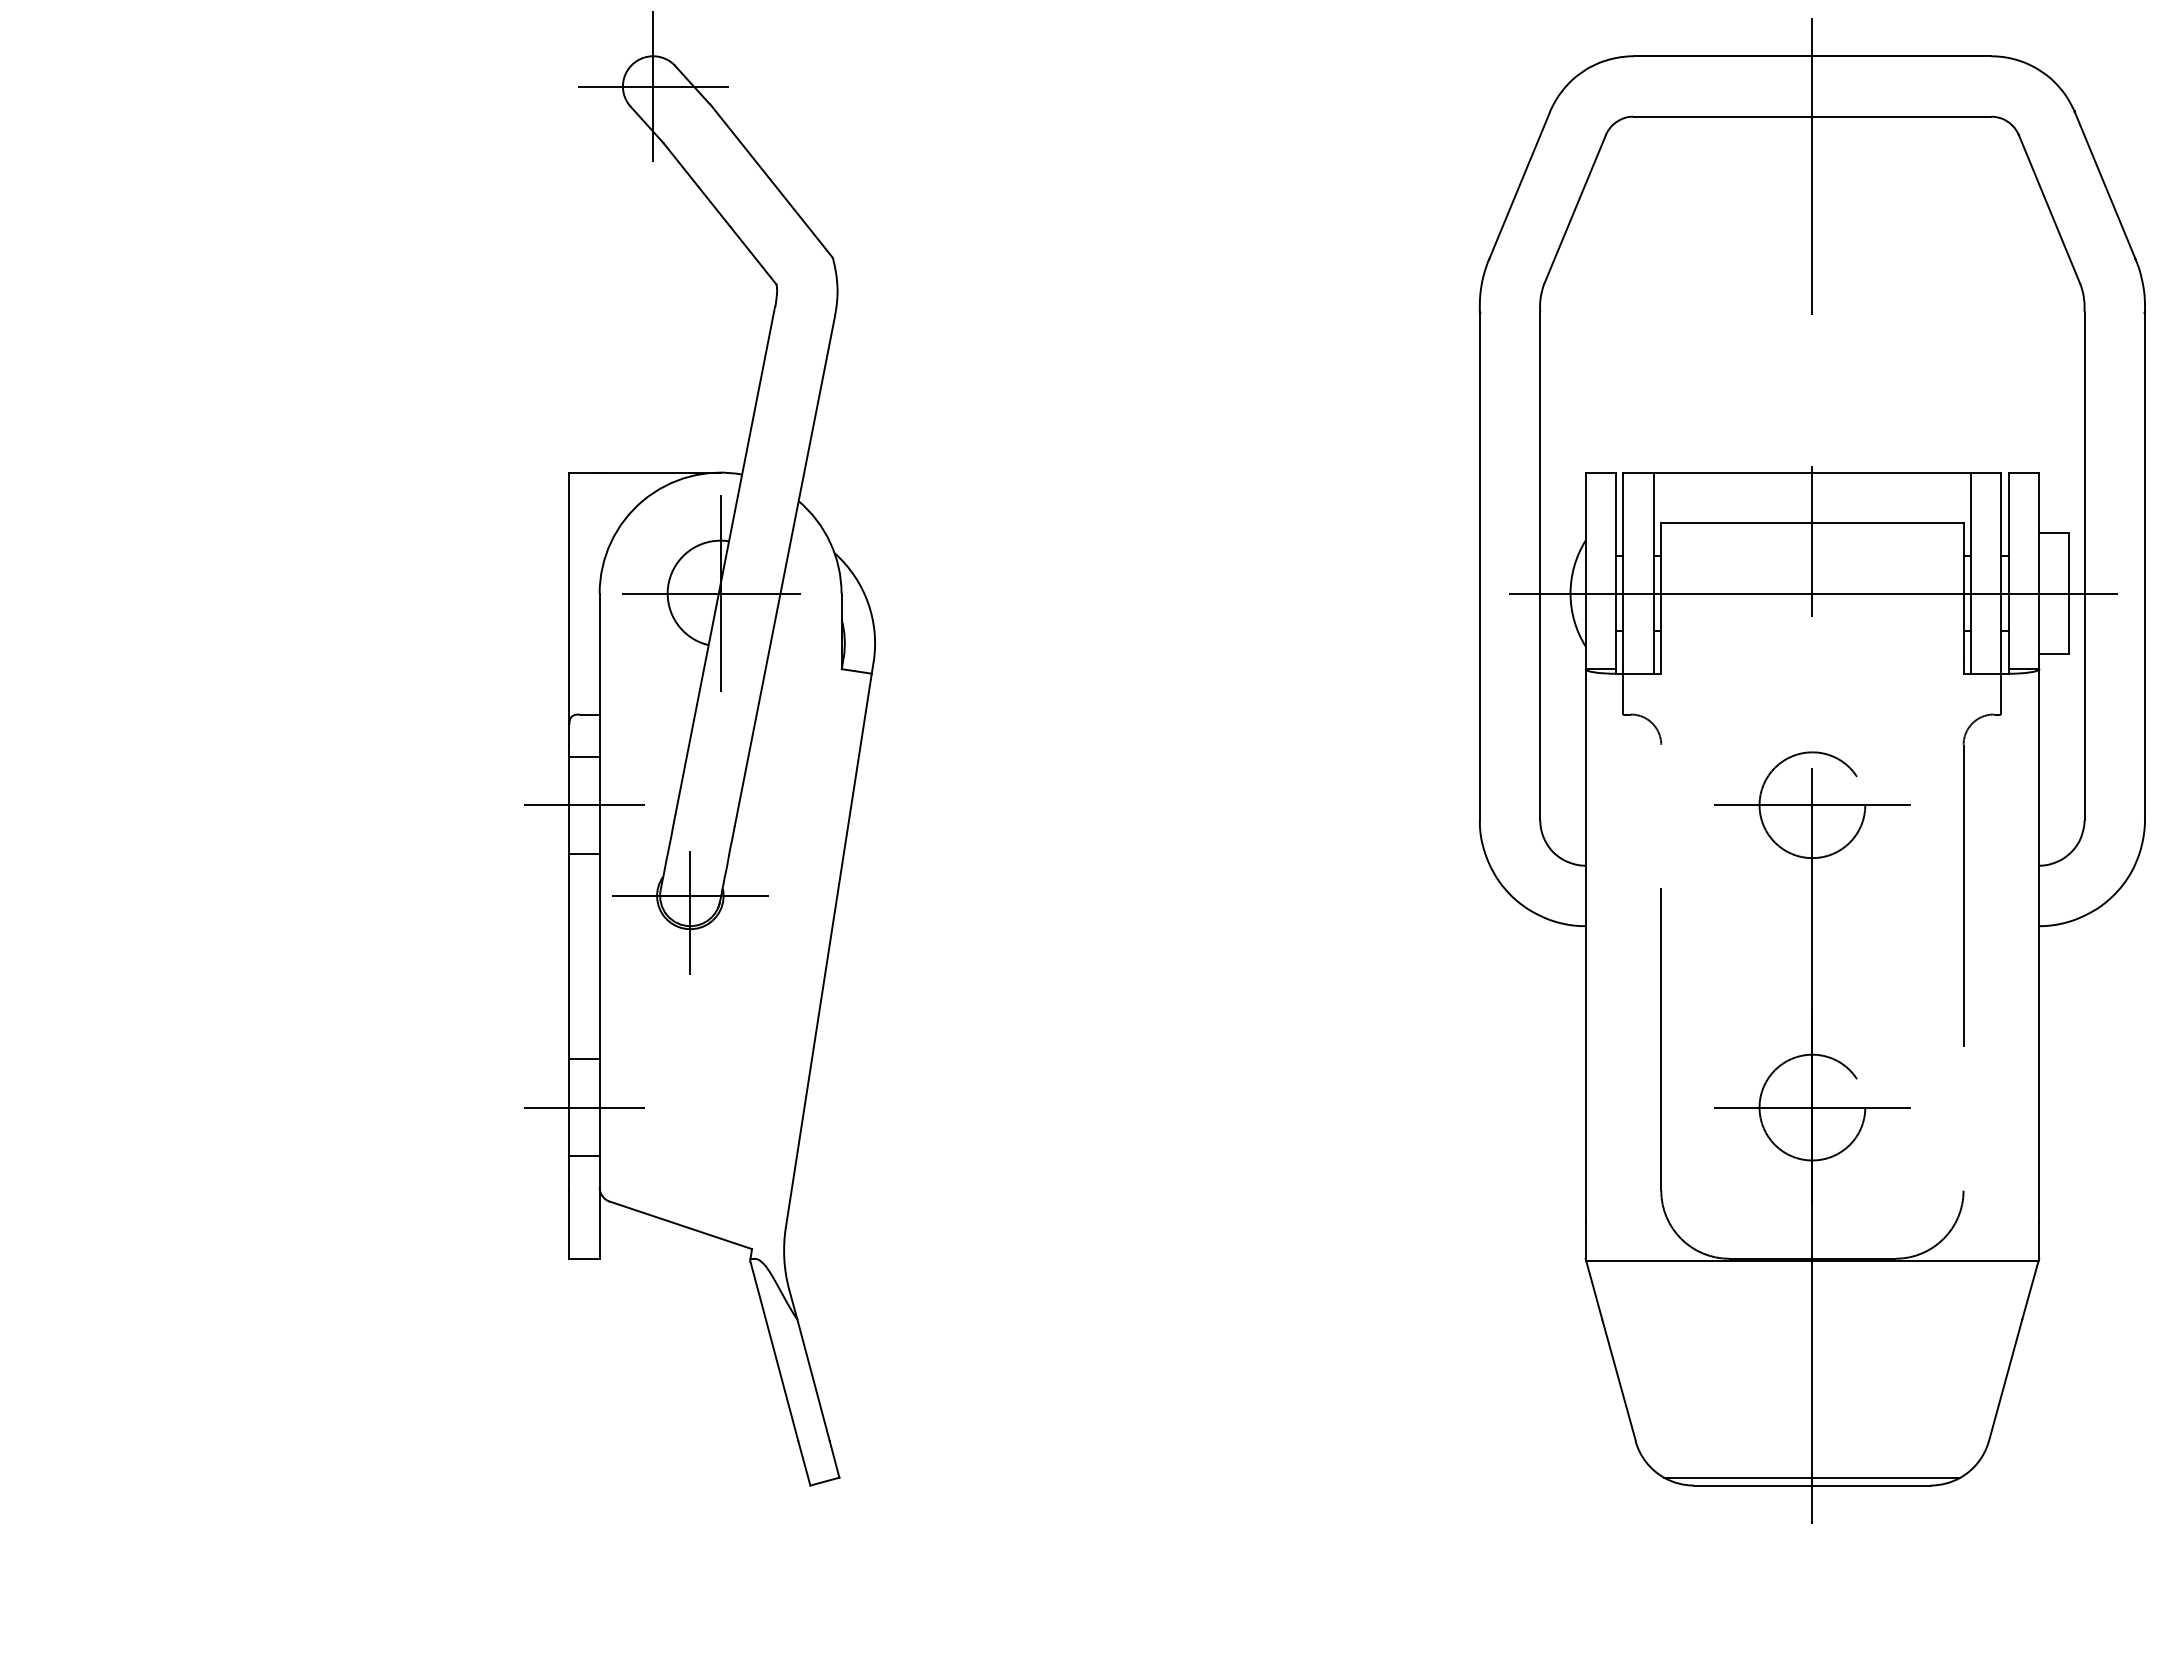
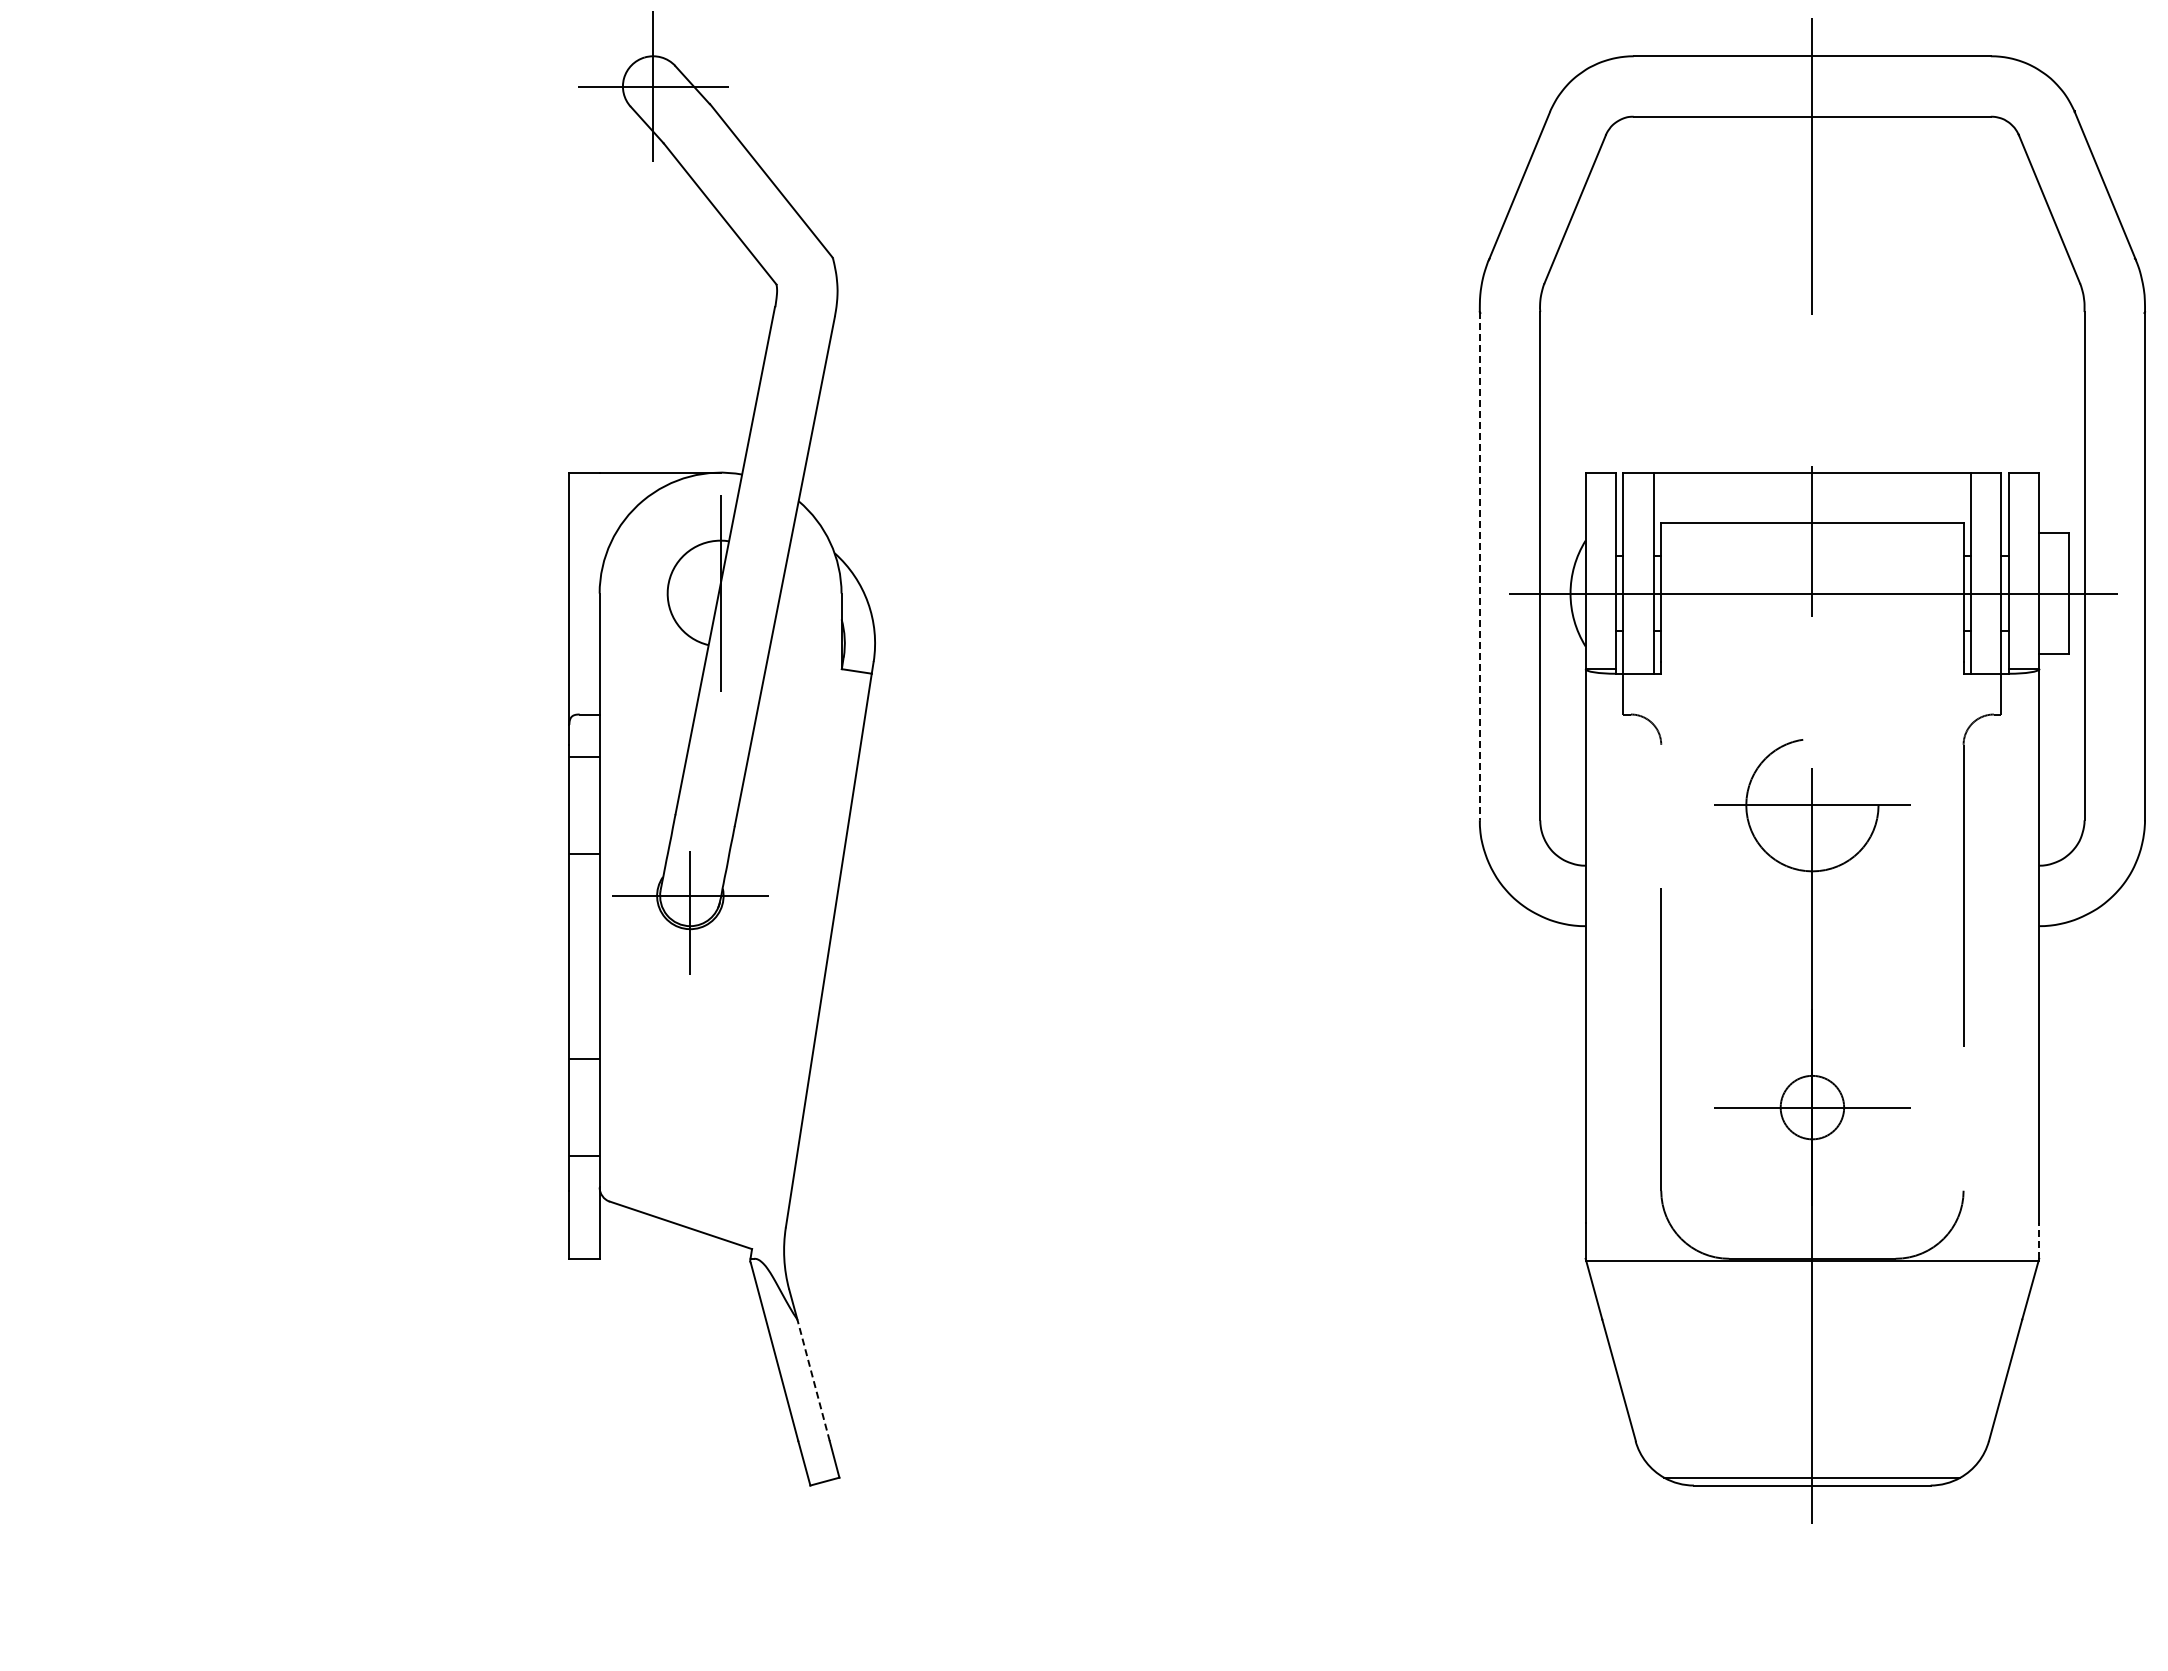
line: solid -> dashed (1479, 566)
line: present -> none (711, 593)
line: present -> none (584, 805)
circle diameter: 106 px -> 132 px (1812, 805)
line: present -> none (584, 1107)
circle diameter: 106 px -> 63 px (1812, 1107)
line: solid -> dashed (2039, 1240)
line: solid -> dashed (813, 1380)
